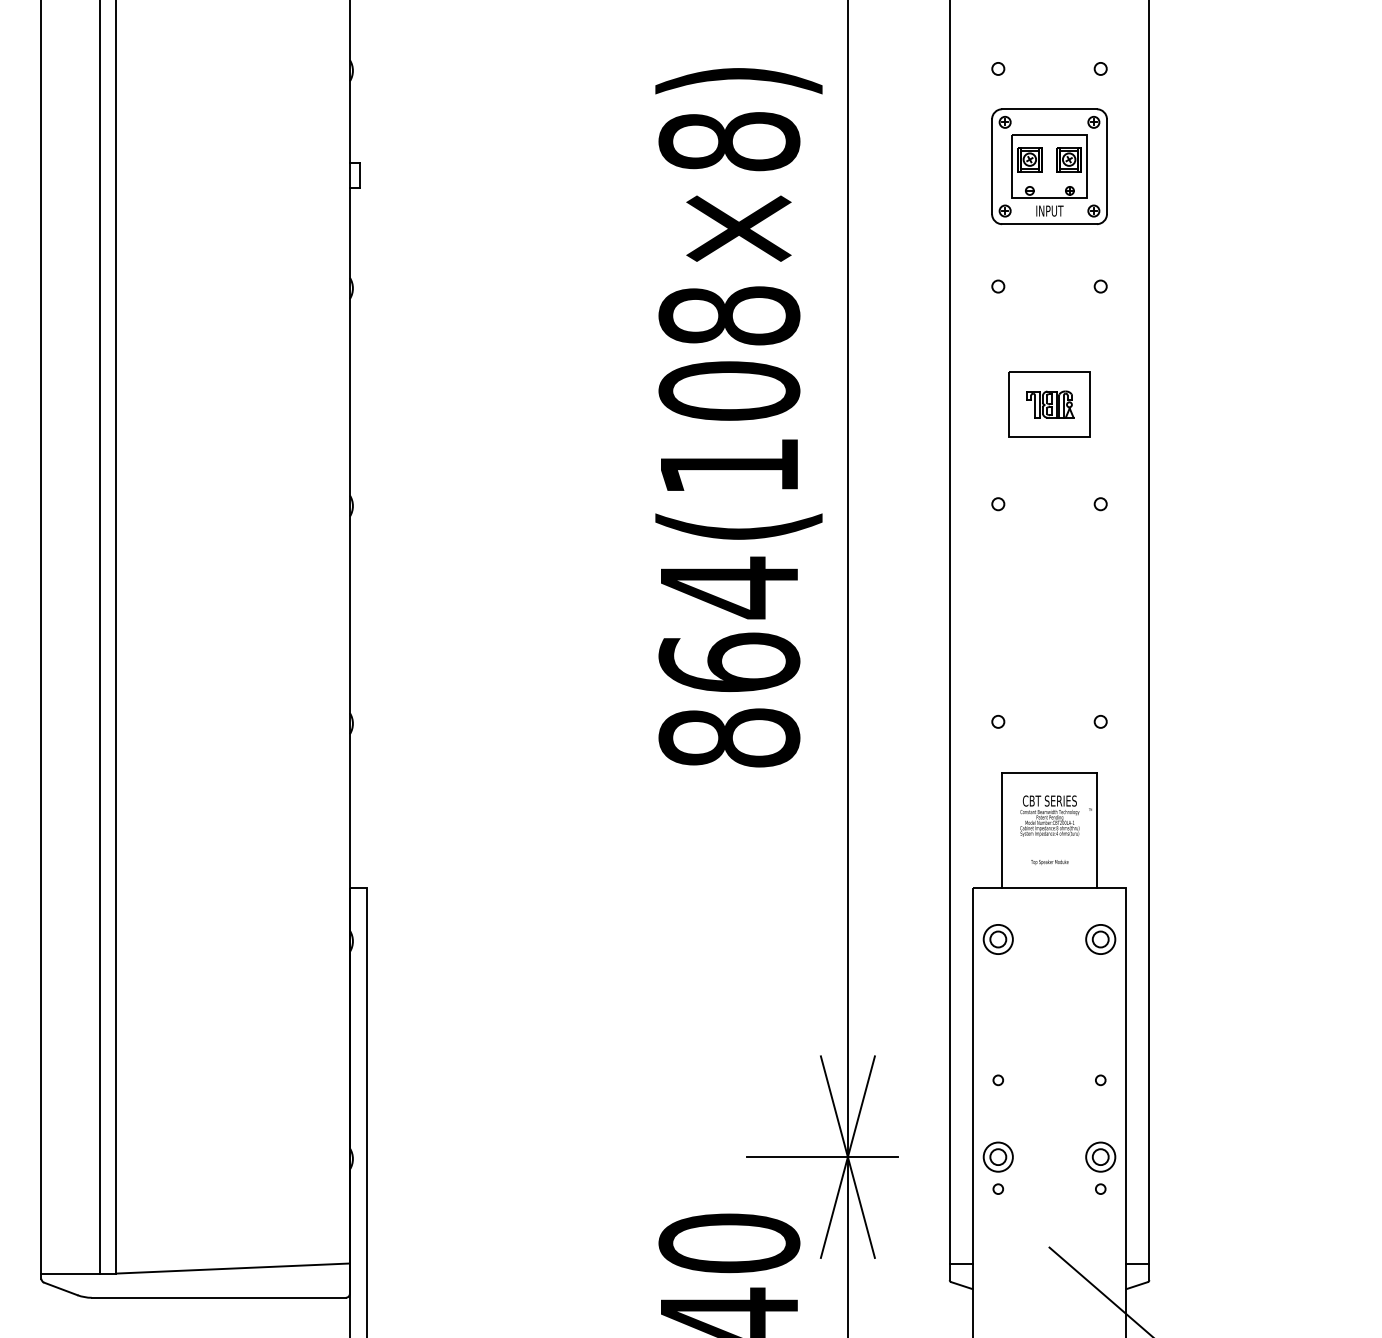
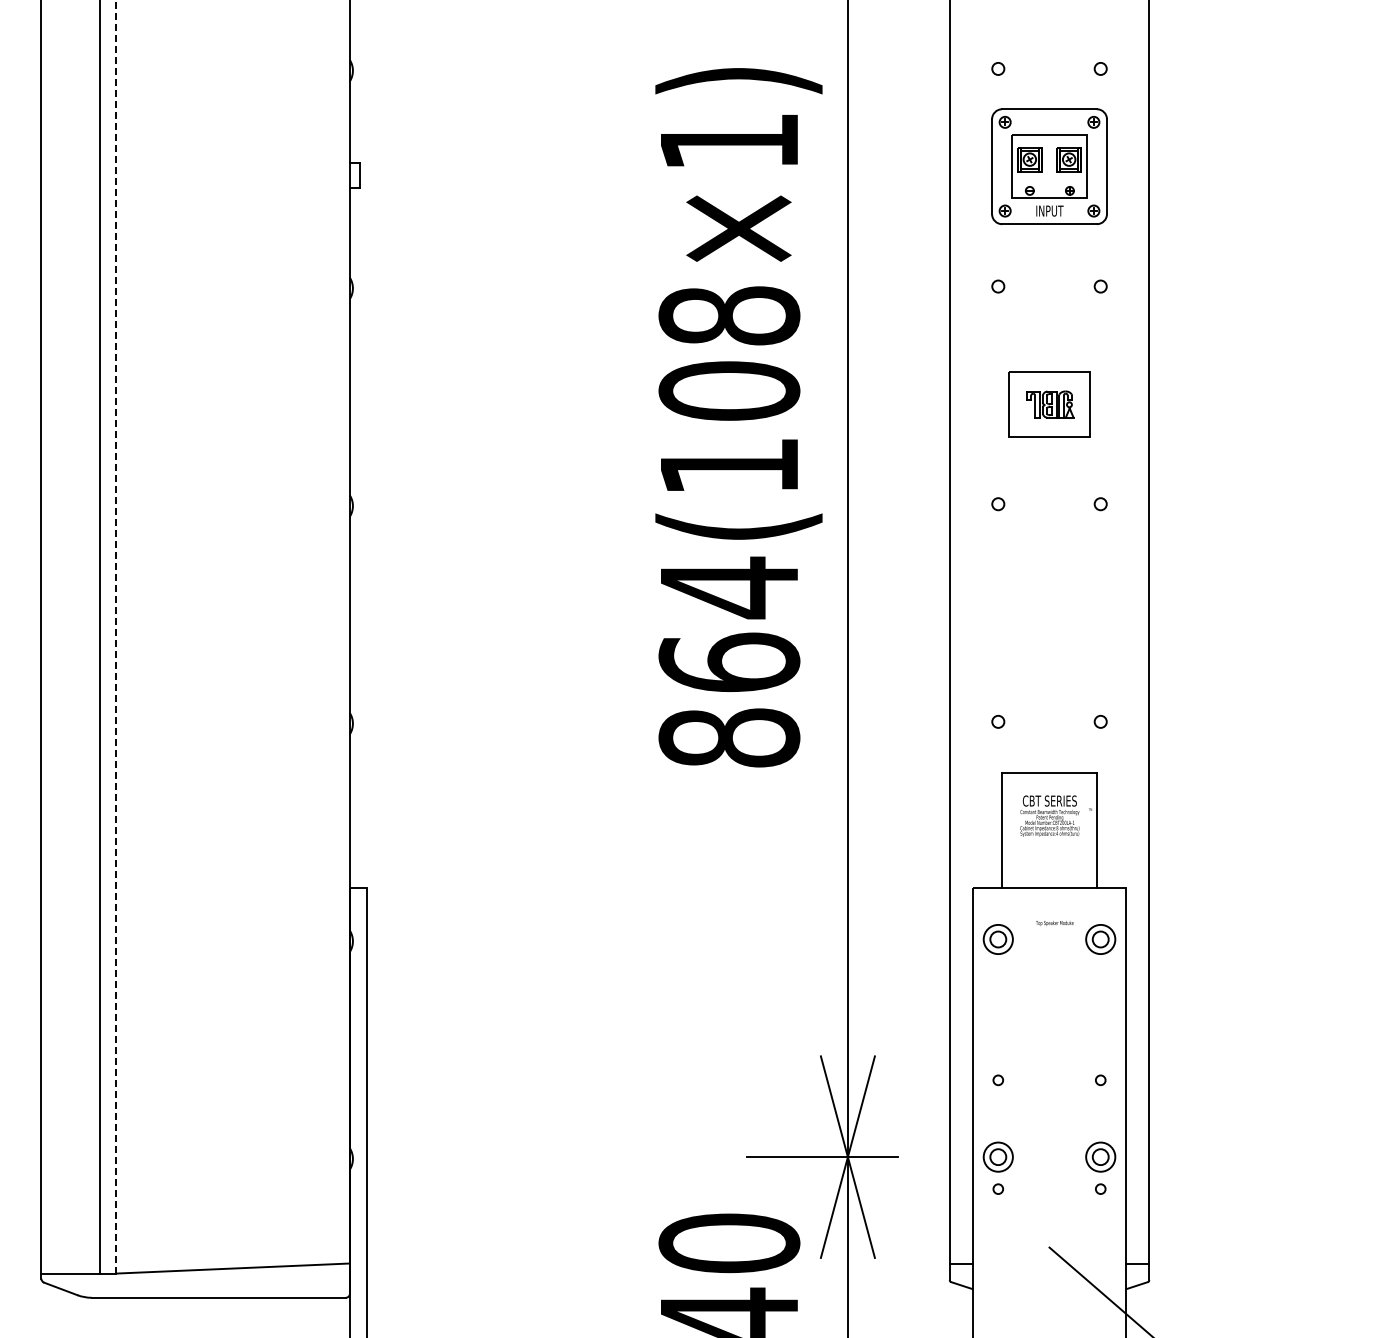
text: 864(108×8) -> 864(108×1) (729, 141)
line: solid -> dashed (116, 636)
text position: (1049, 862) -> (1054, 923) (1054, 923)
